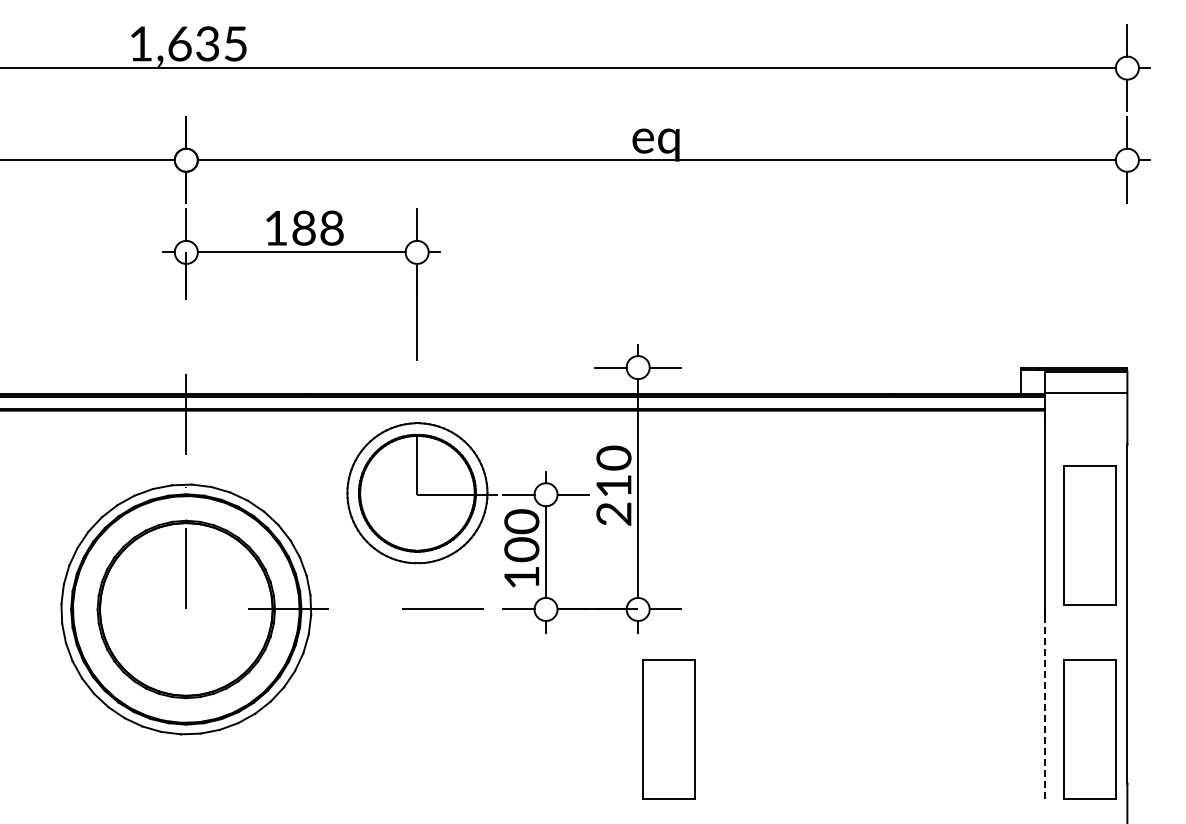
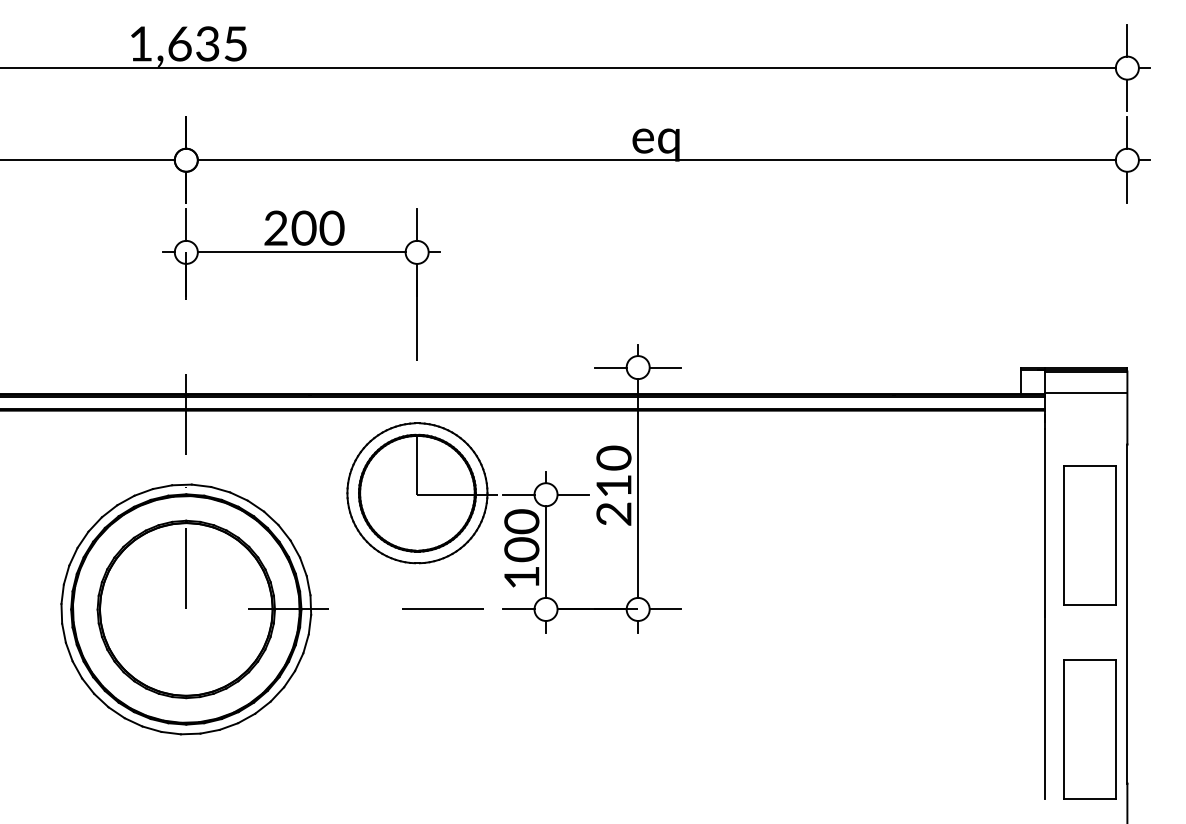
text: 188 -> 200 (304, 227)
line: dashed -> solid (1044, 708)
part: present -> none (668, 729)
